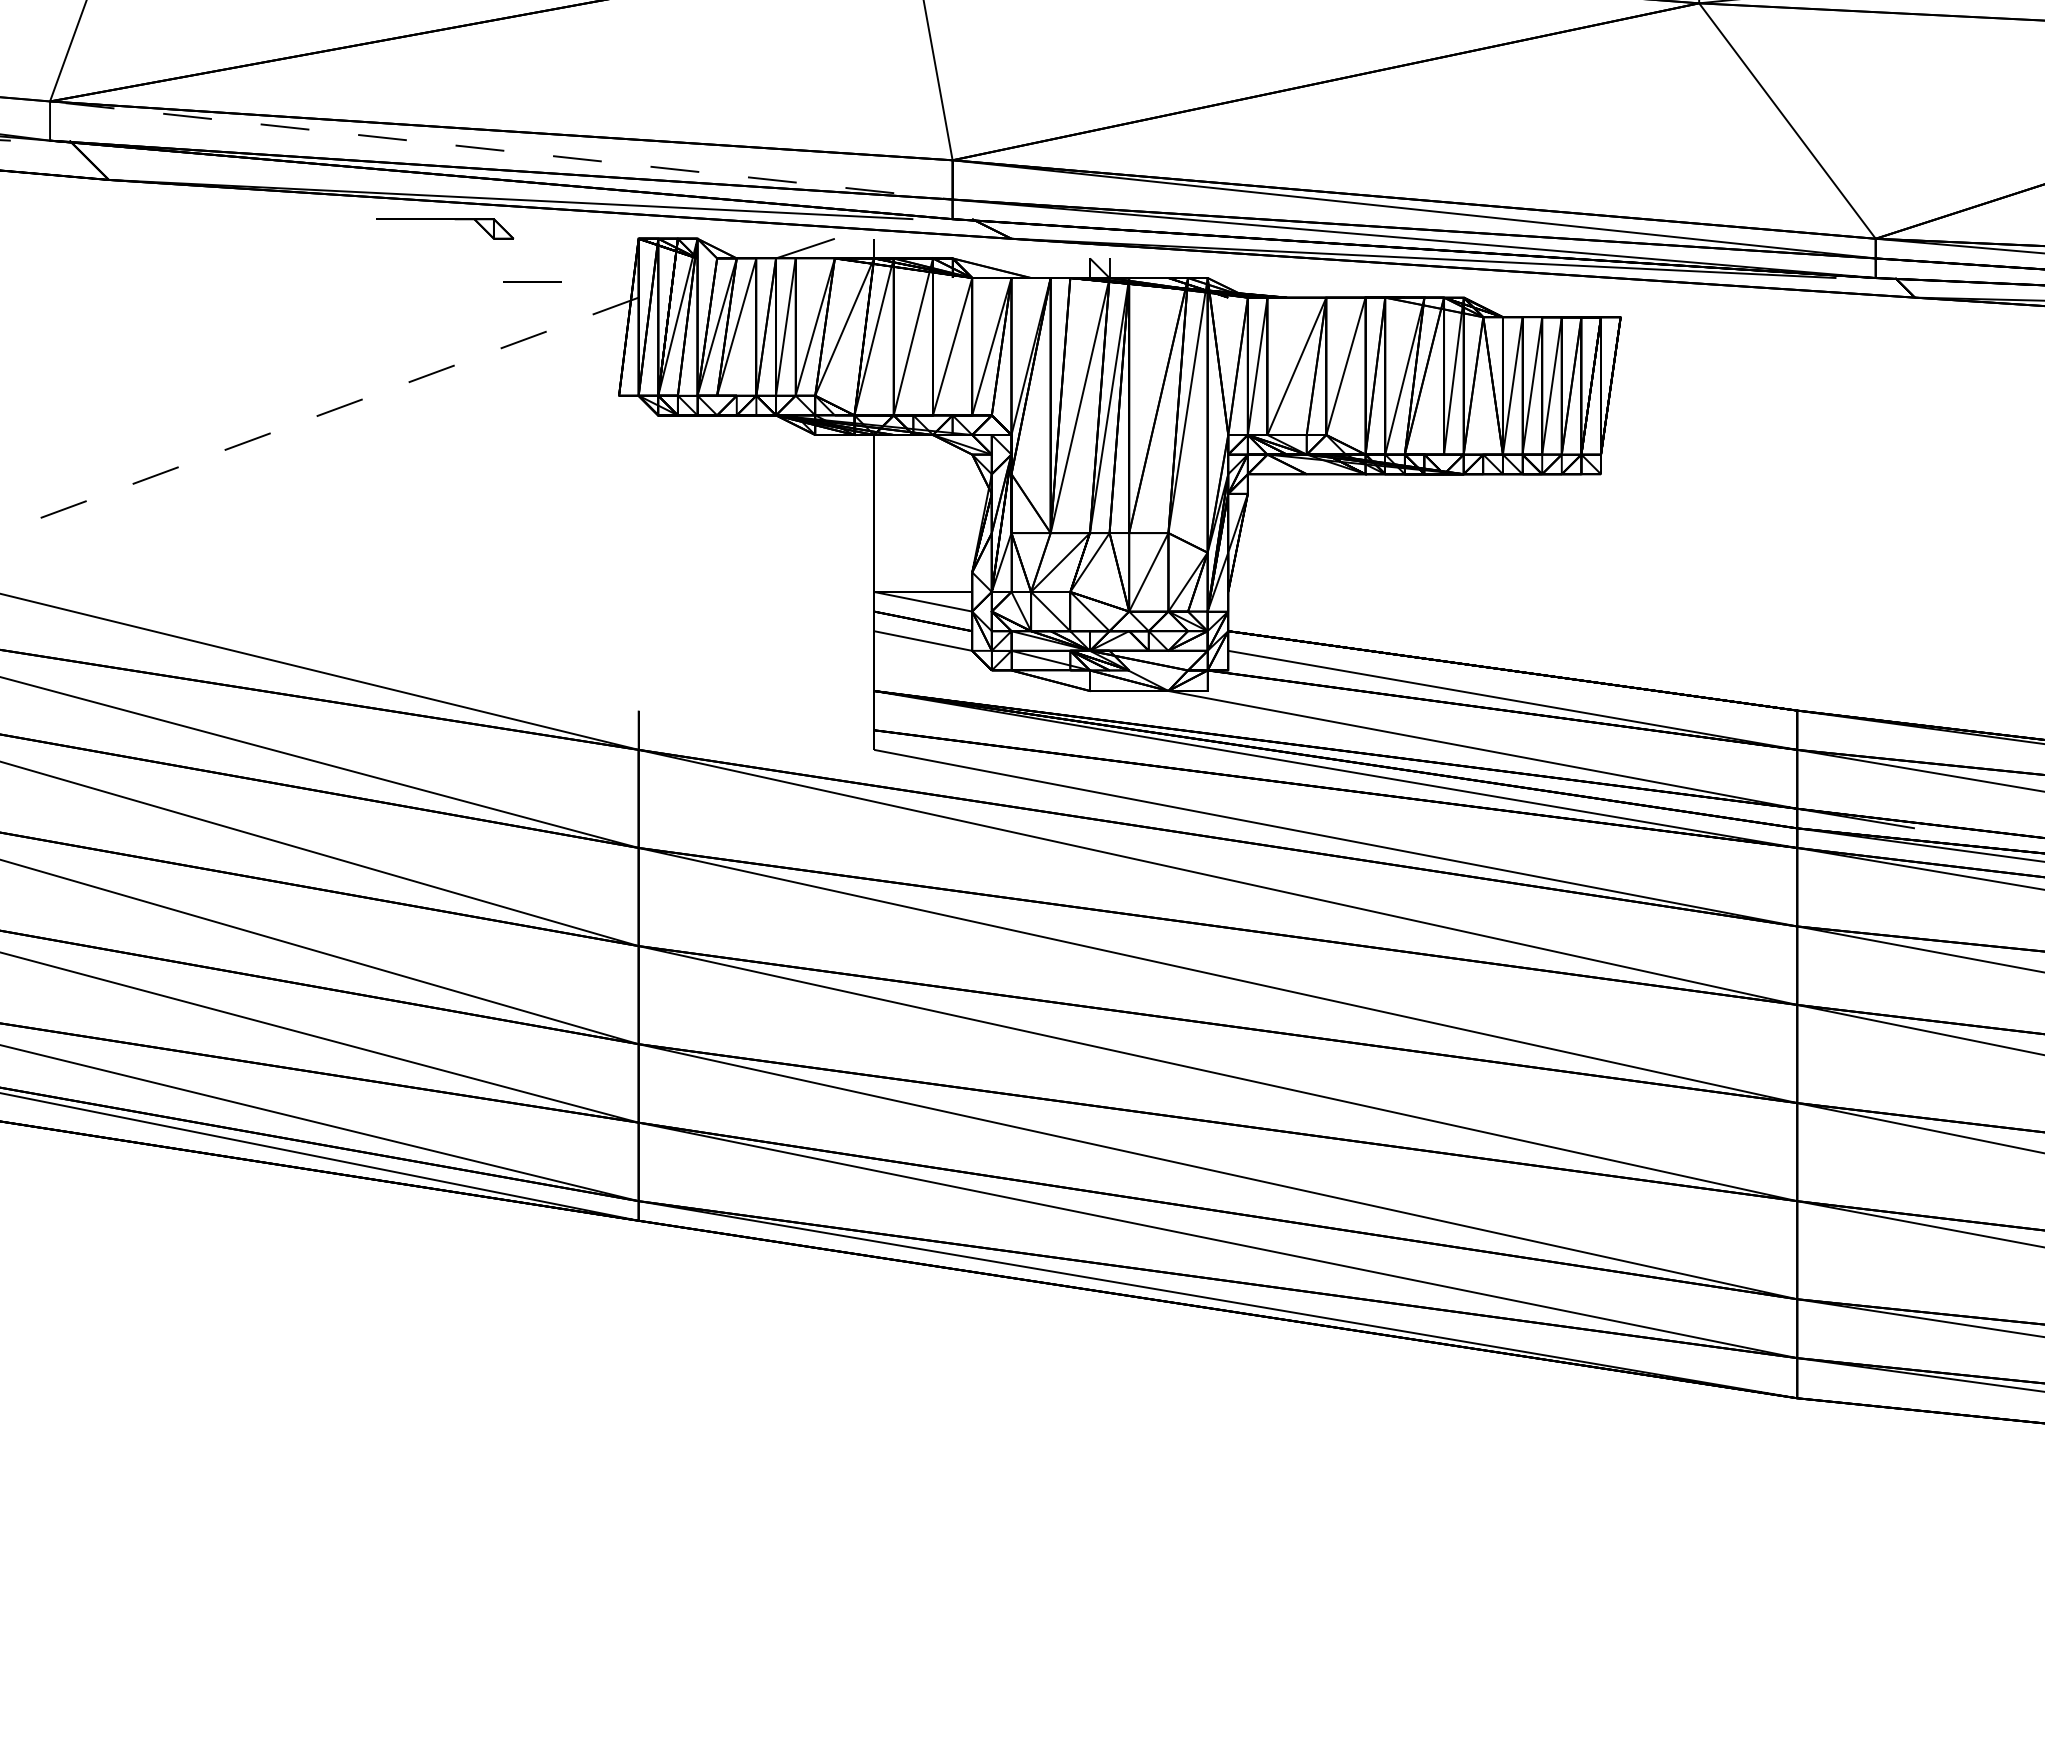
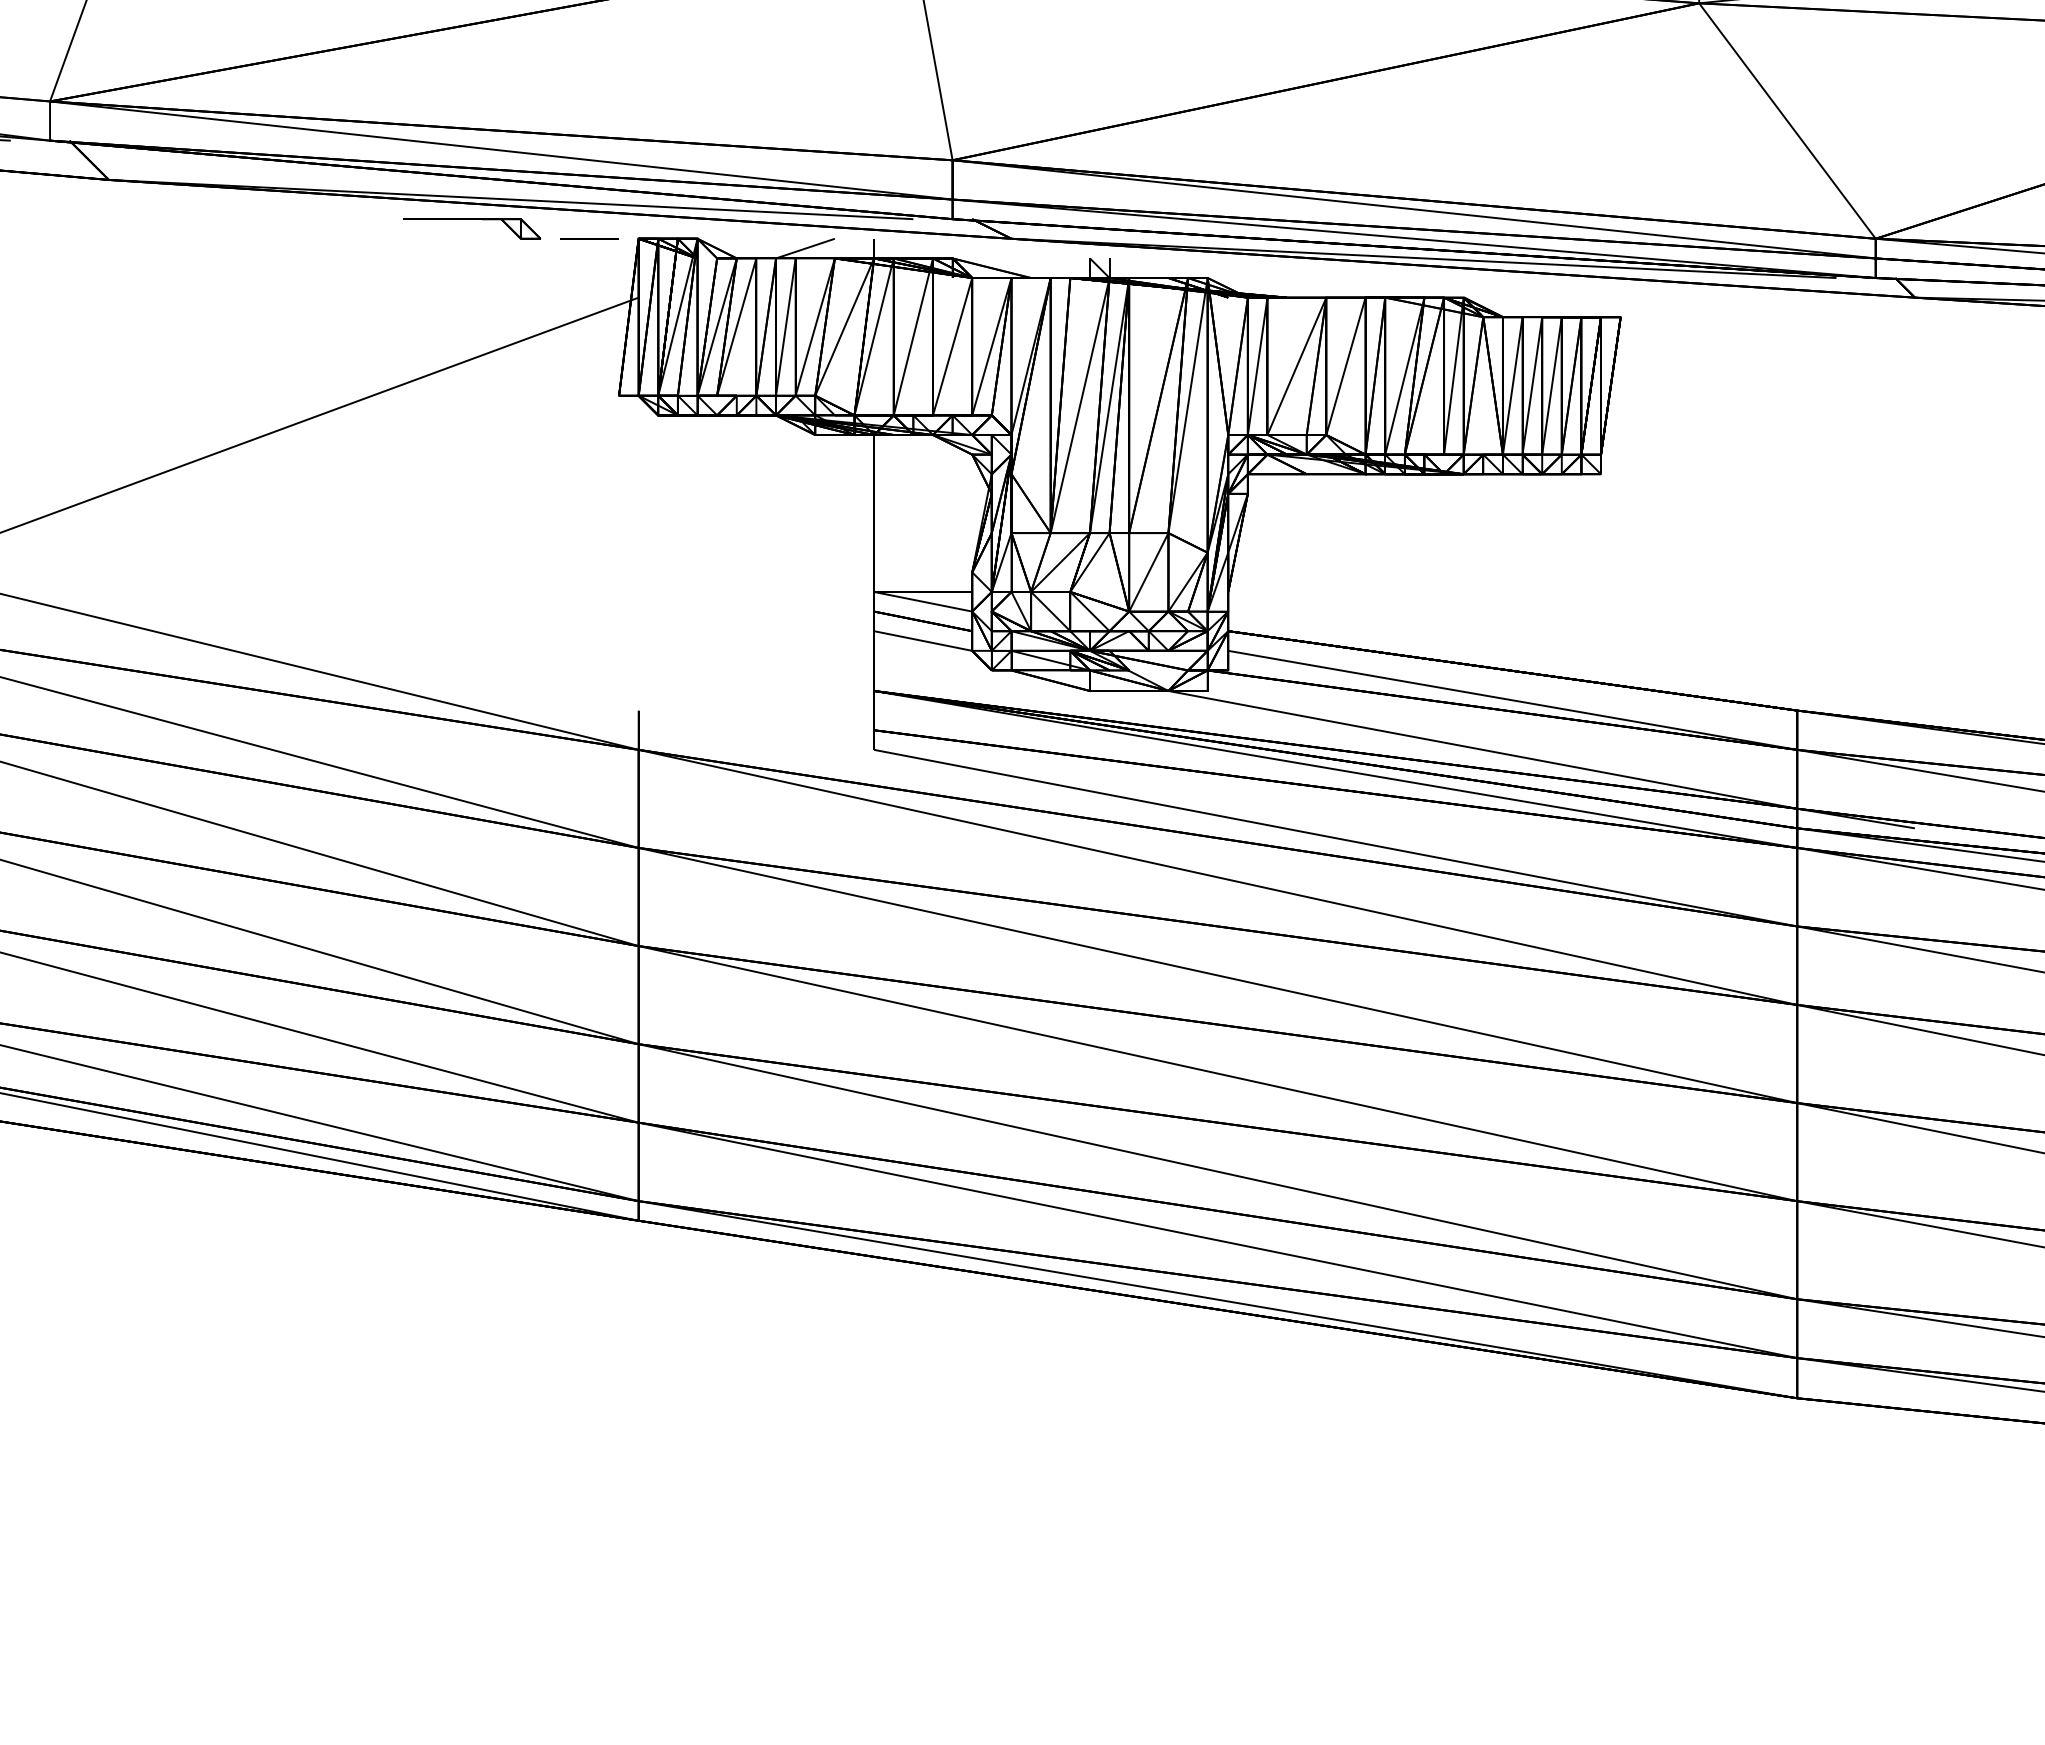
line: dashed -> solid (521, 152)
part position: (445, 219) -> (472, 219) (472, 219)
line position: (532, 281) -> (589, 238) (589, 238)
line: dashed -> solid (318, 415)
